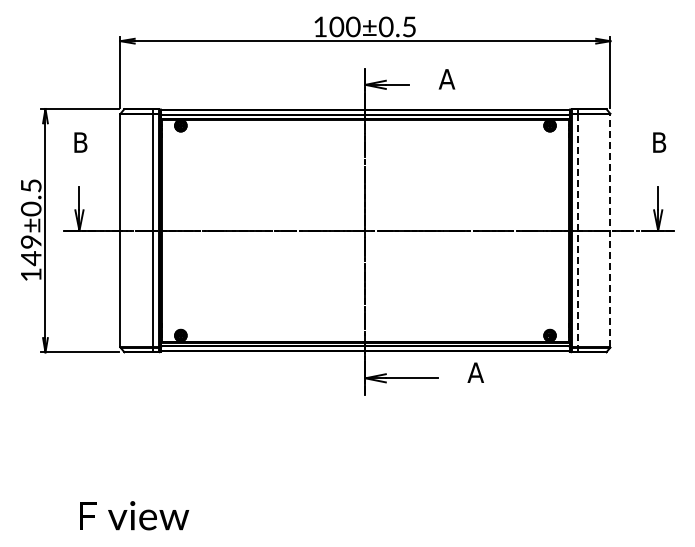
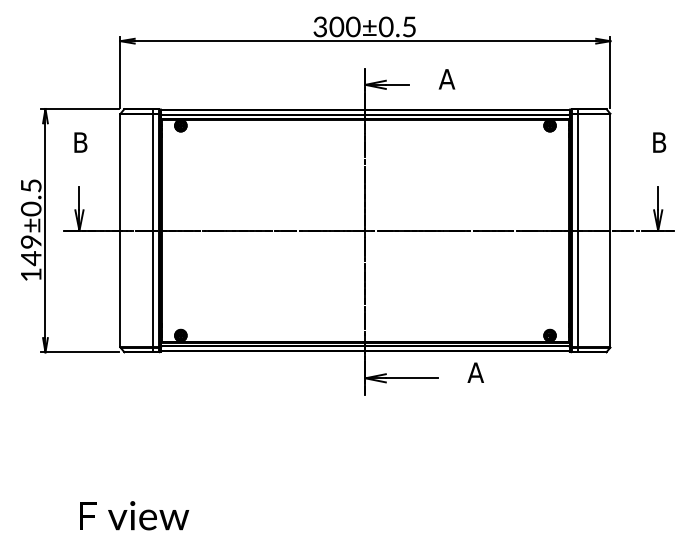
text: 100±0.5 -> 300±0.5 (319, 26)
line: dashed -> solid (577, 230)
line: dashed -> solid (610, 230)
